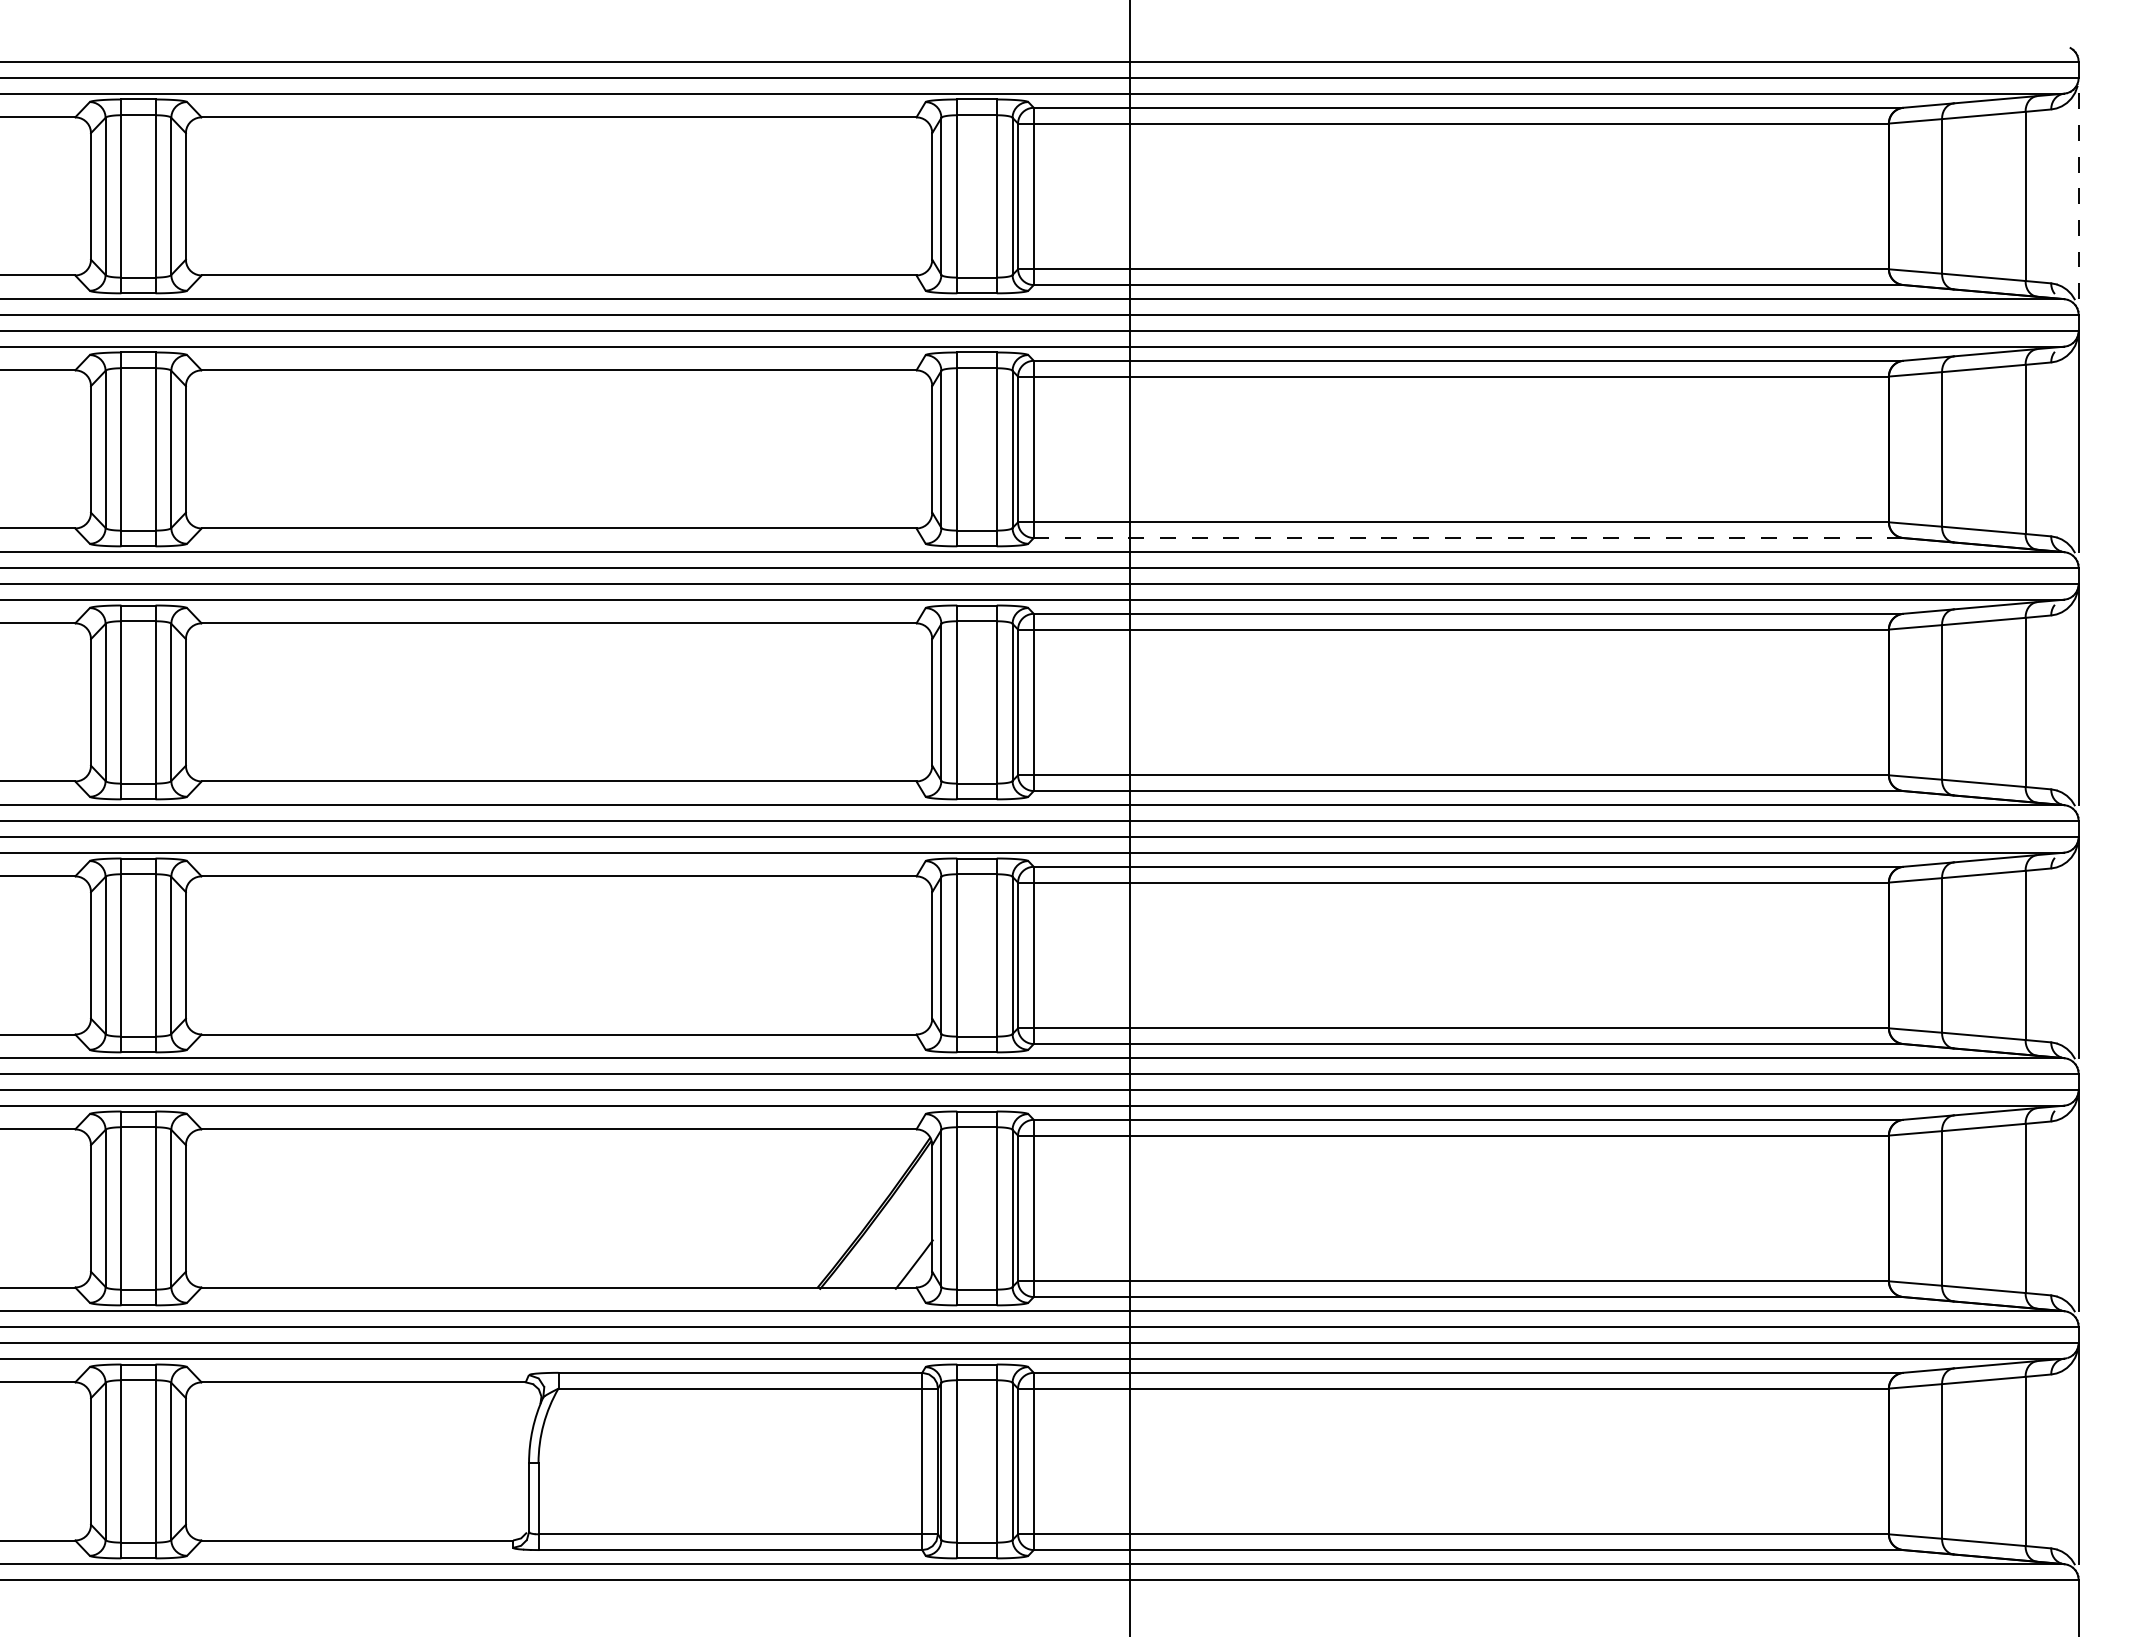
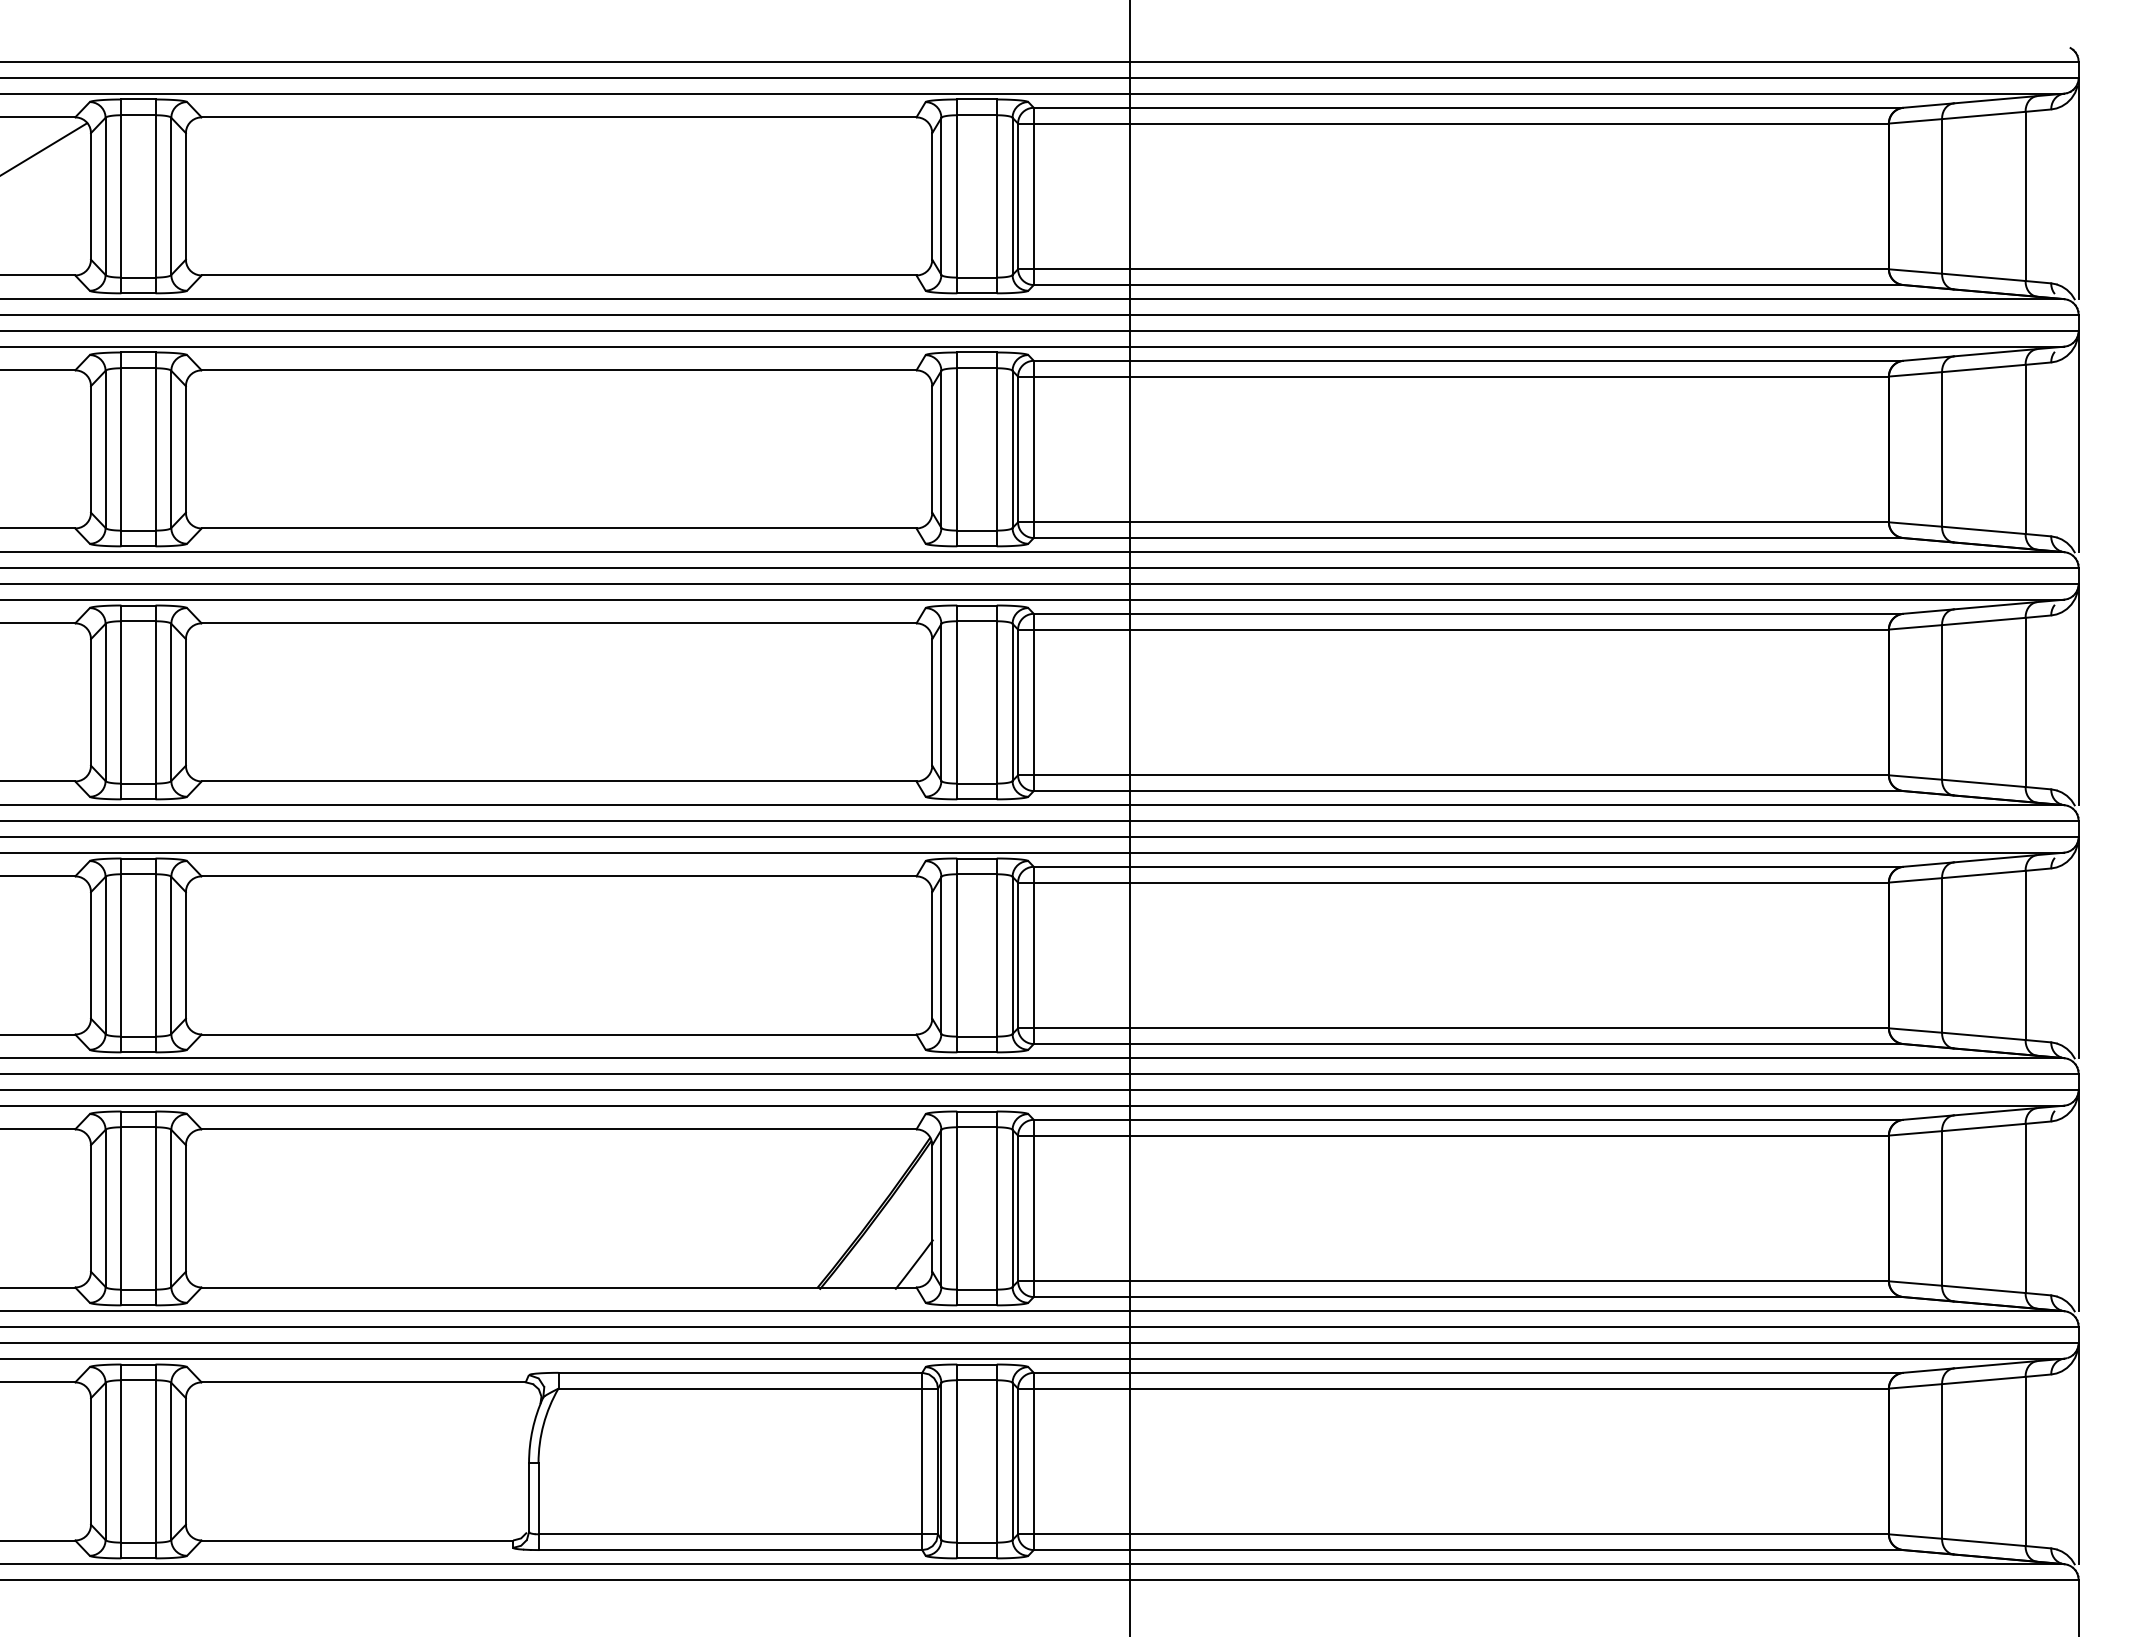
line: none -> present (44, 148)
line: dashed -> solid (2078, 180)
line: dashed -> solid (1468, 538)
